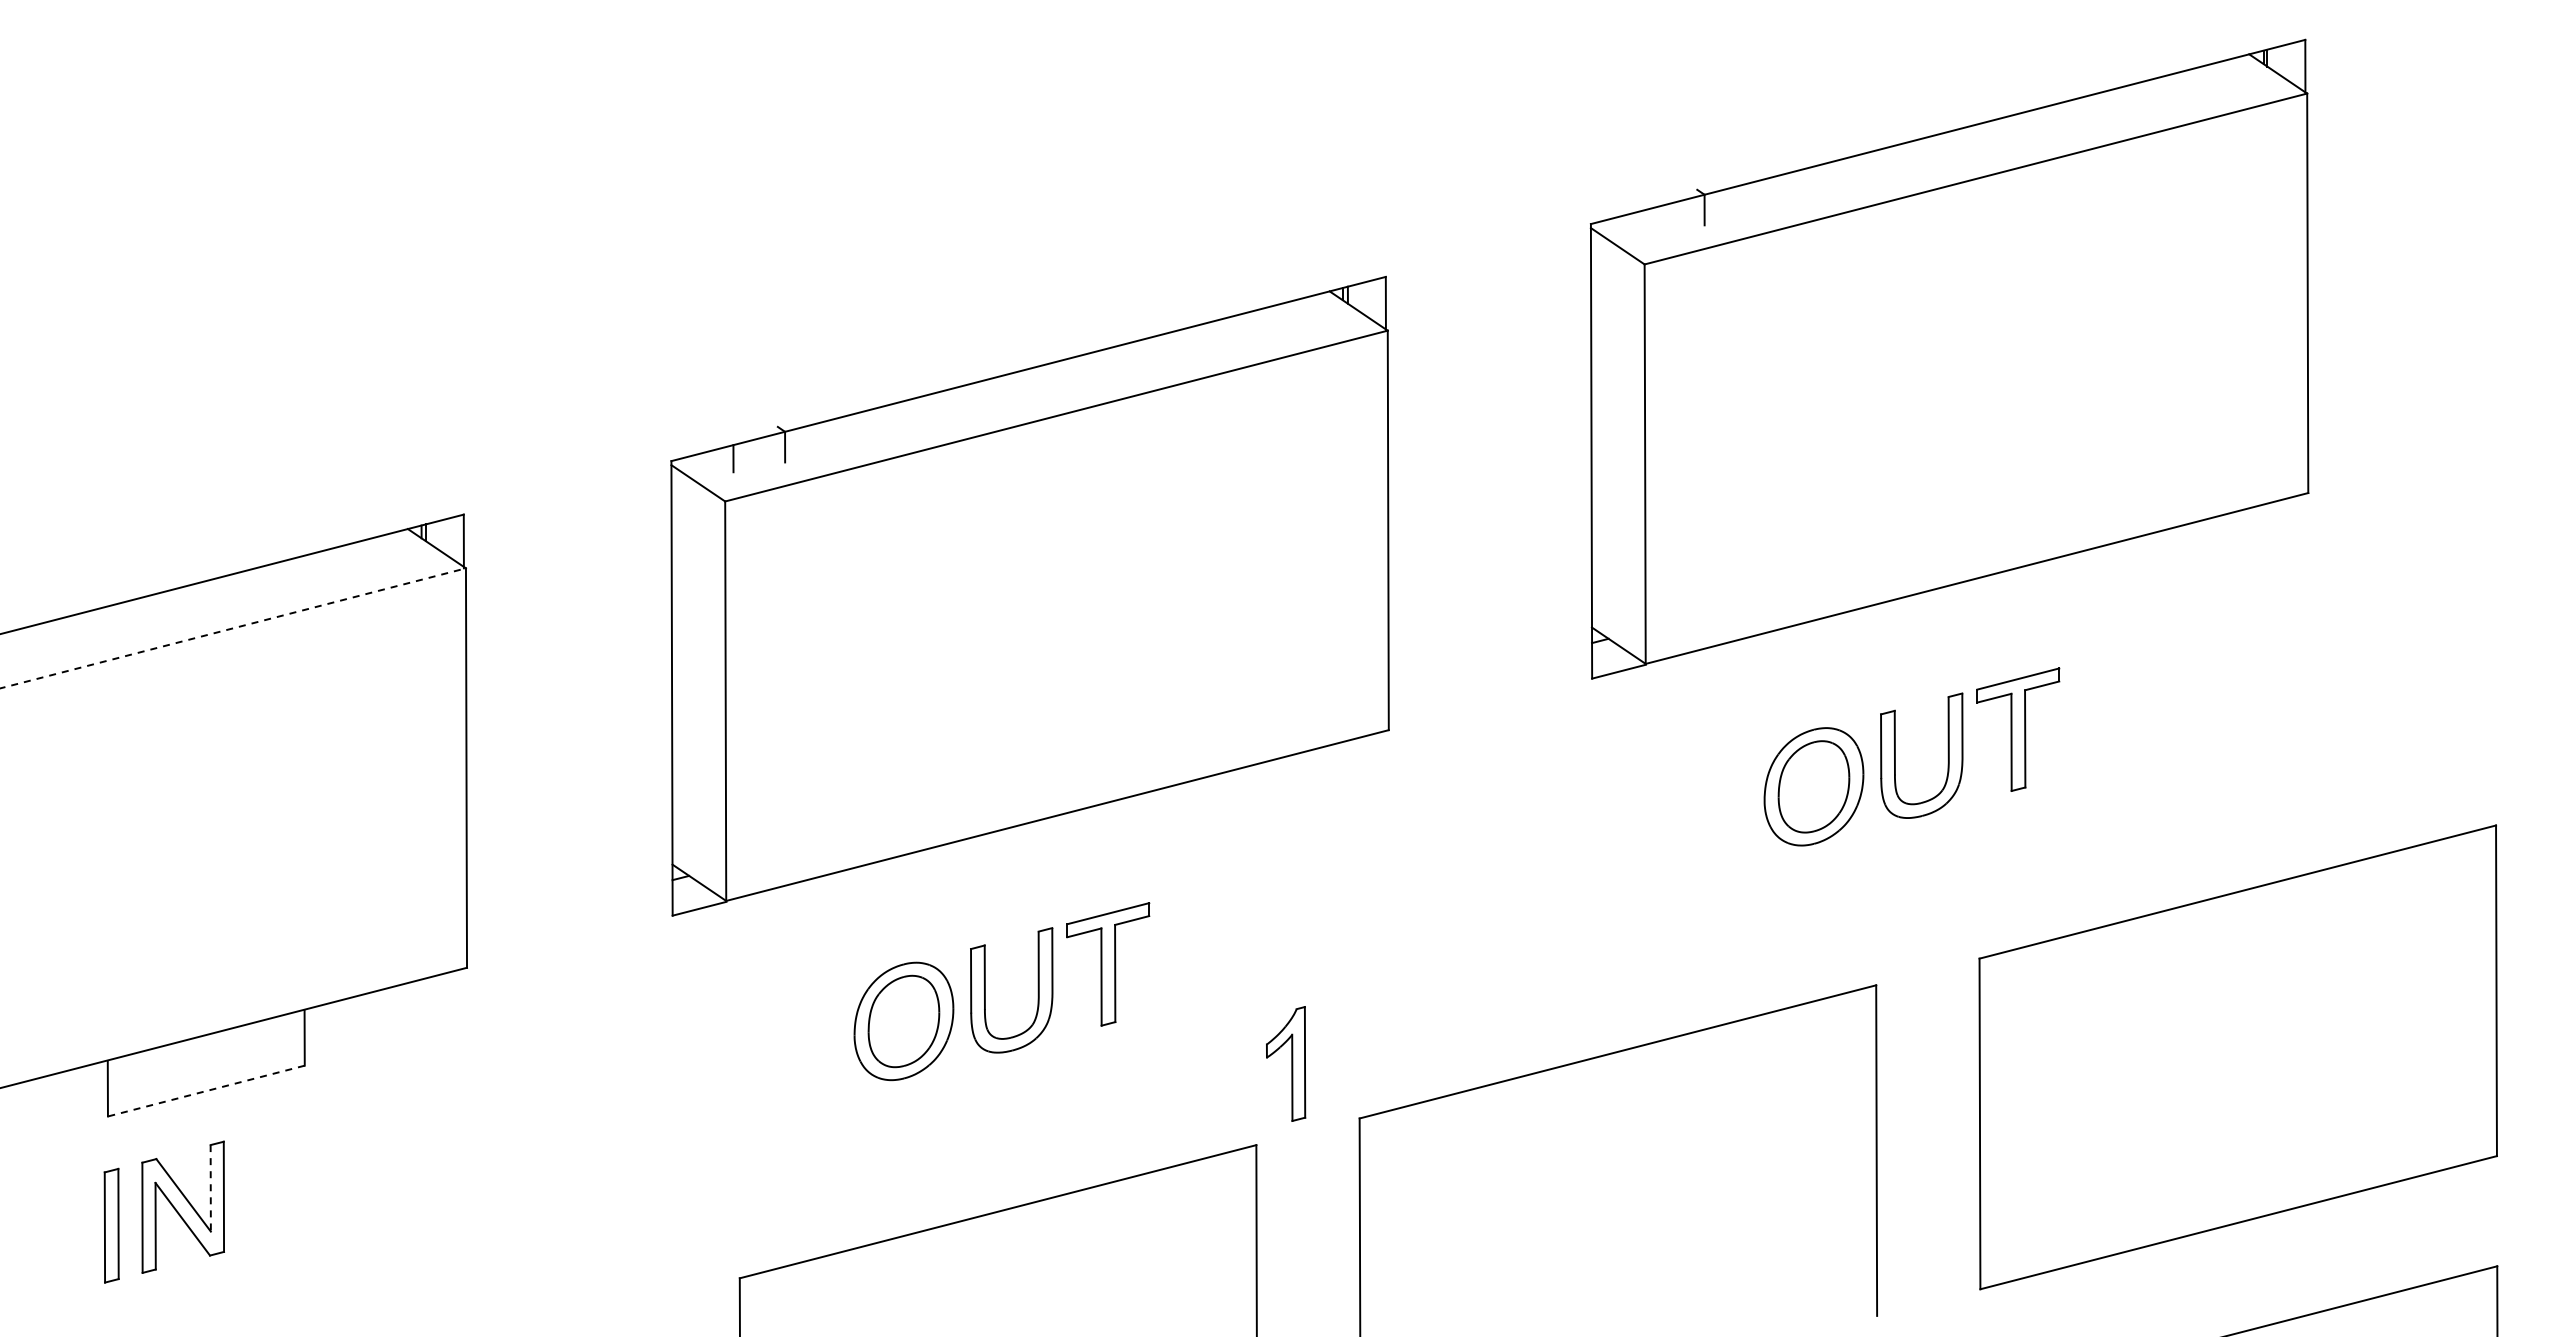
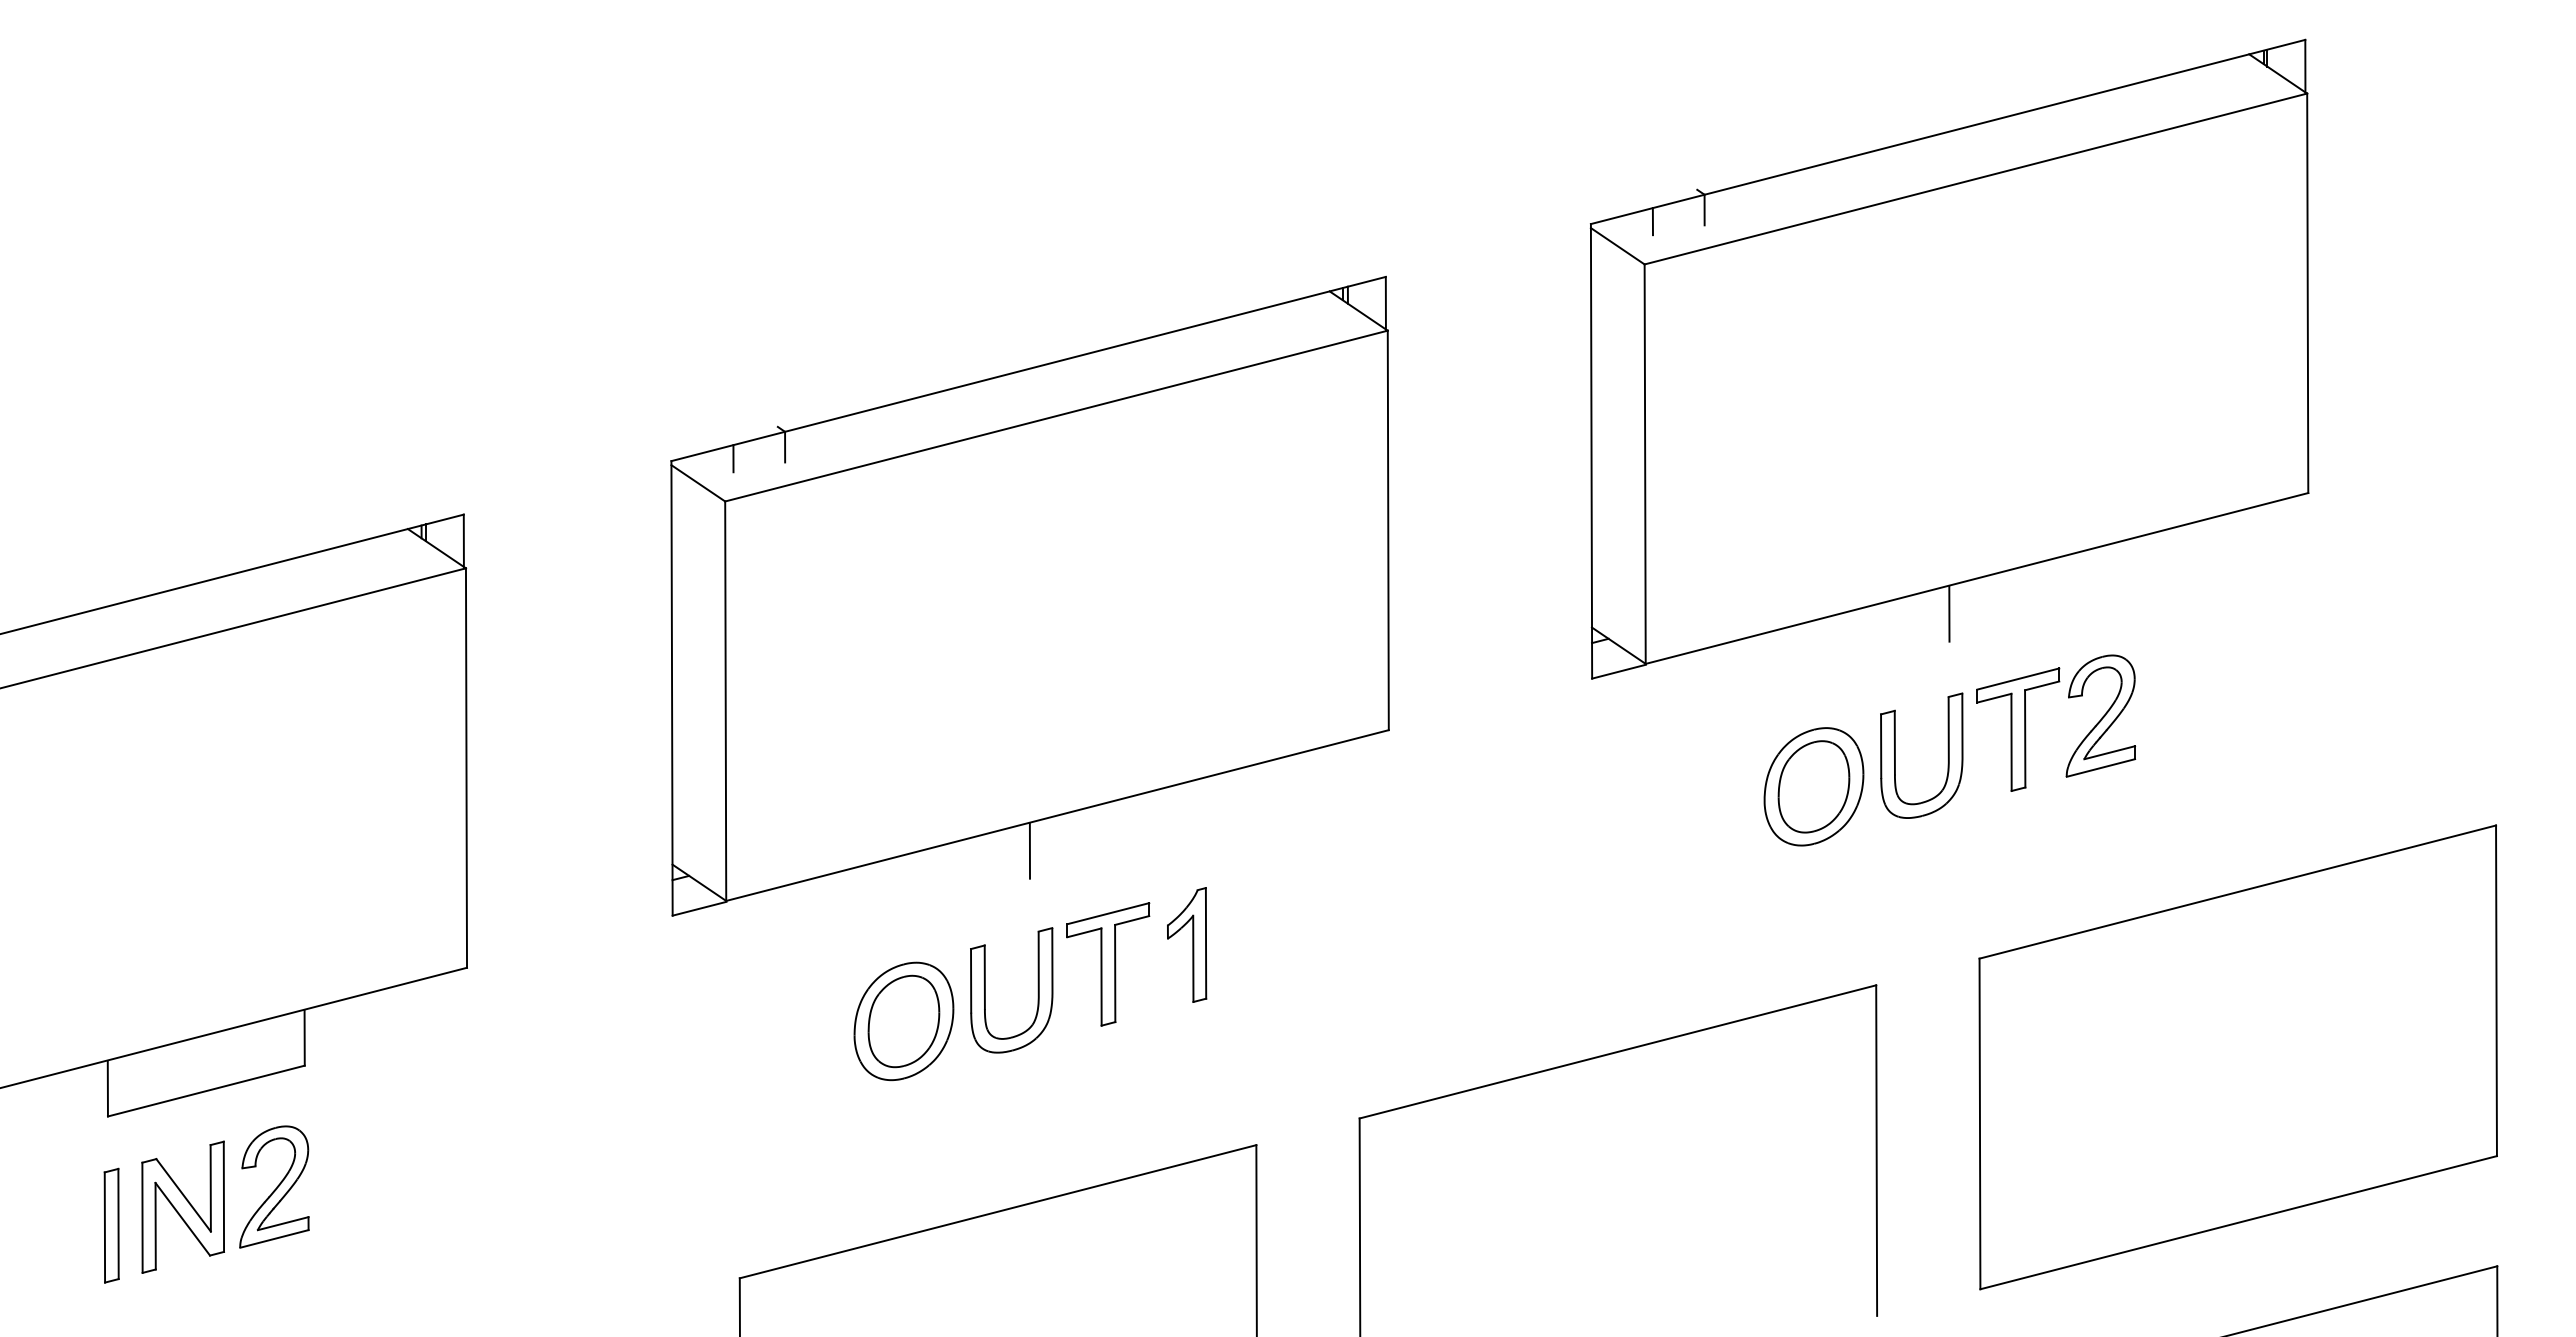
line: none -> present (1652, 221)
line: none -> present (1949, 613)
line: dashed -> solid (233, 628)
part: none -> present (2100, 715)
line: none -> present (1029, 850)
part position: (1286, 1063) -> (1187, 944) (1187, 944)
line: dashed -> solid (206, 1091)
part: none -> present (274, 1186)
line: dashed -> solid (210, 1188)
